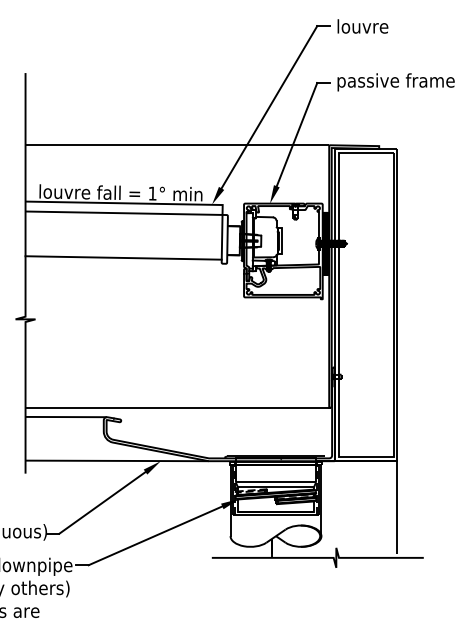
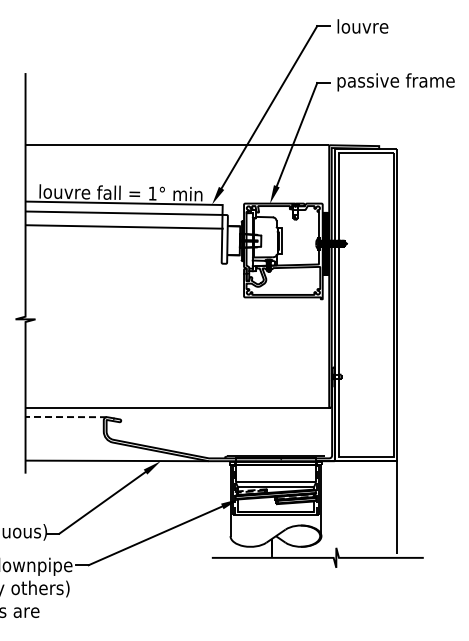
line position: (123, 257) -> (124, 226) (124, 226)
line: solid -> dashed (66, 417)
